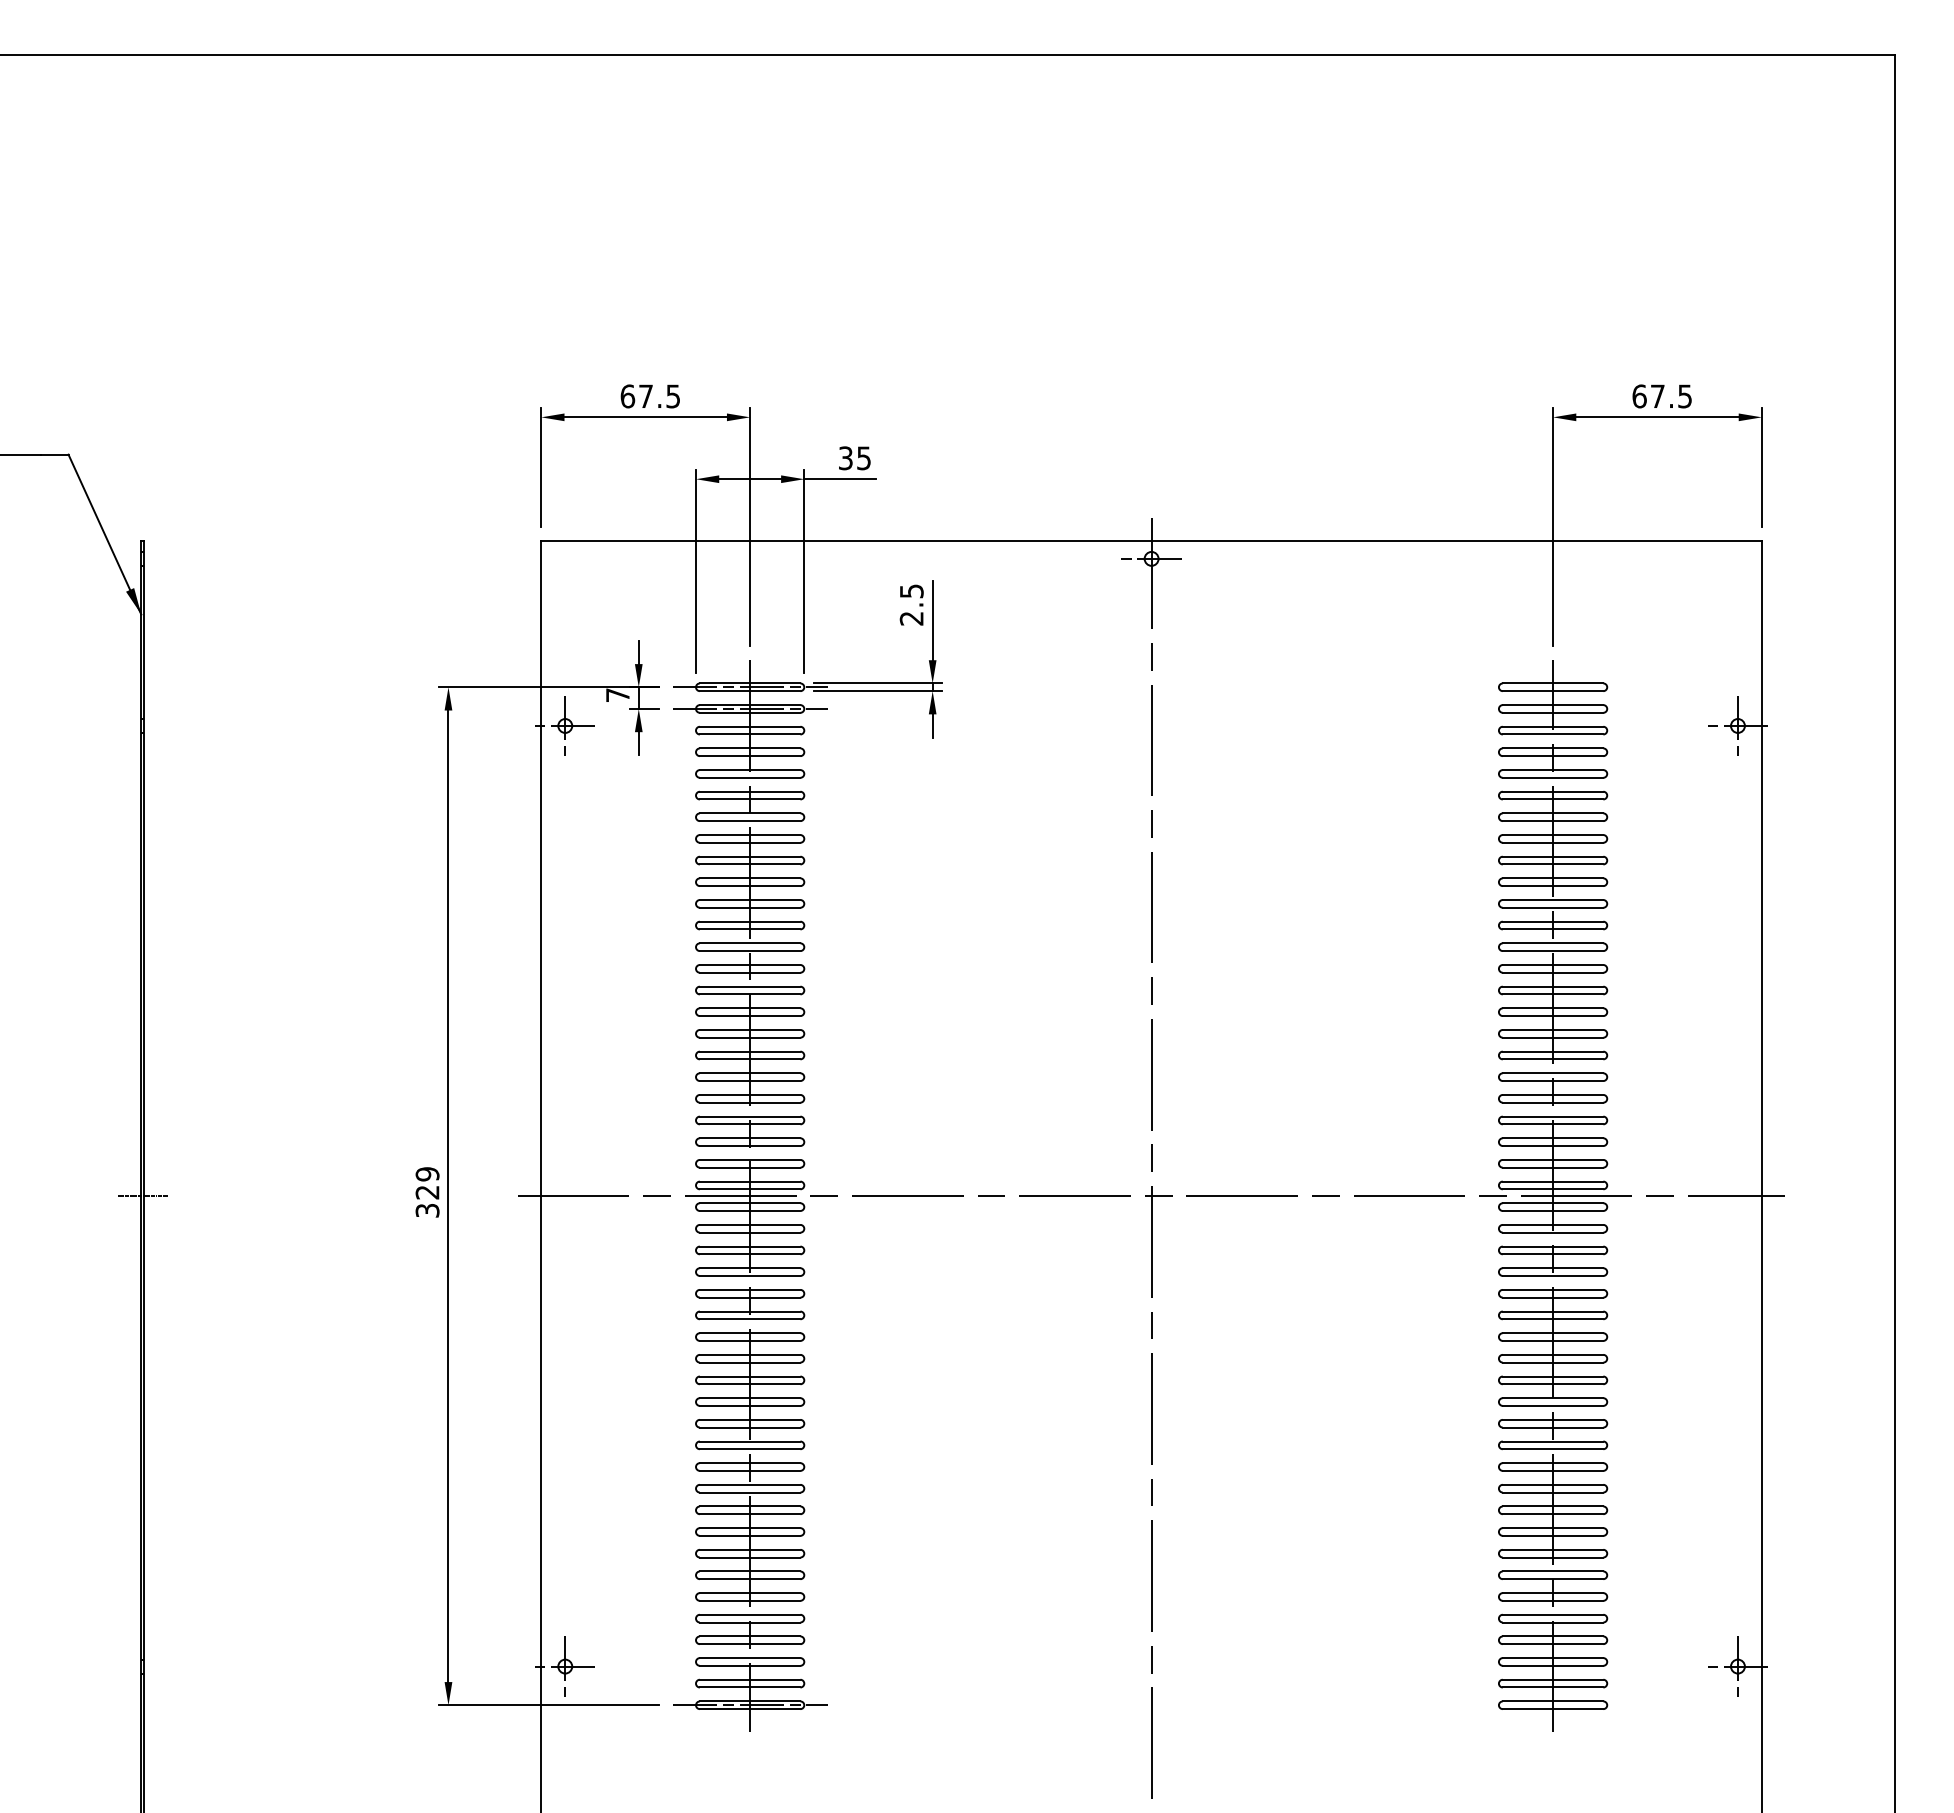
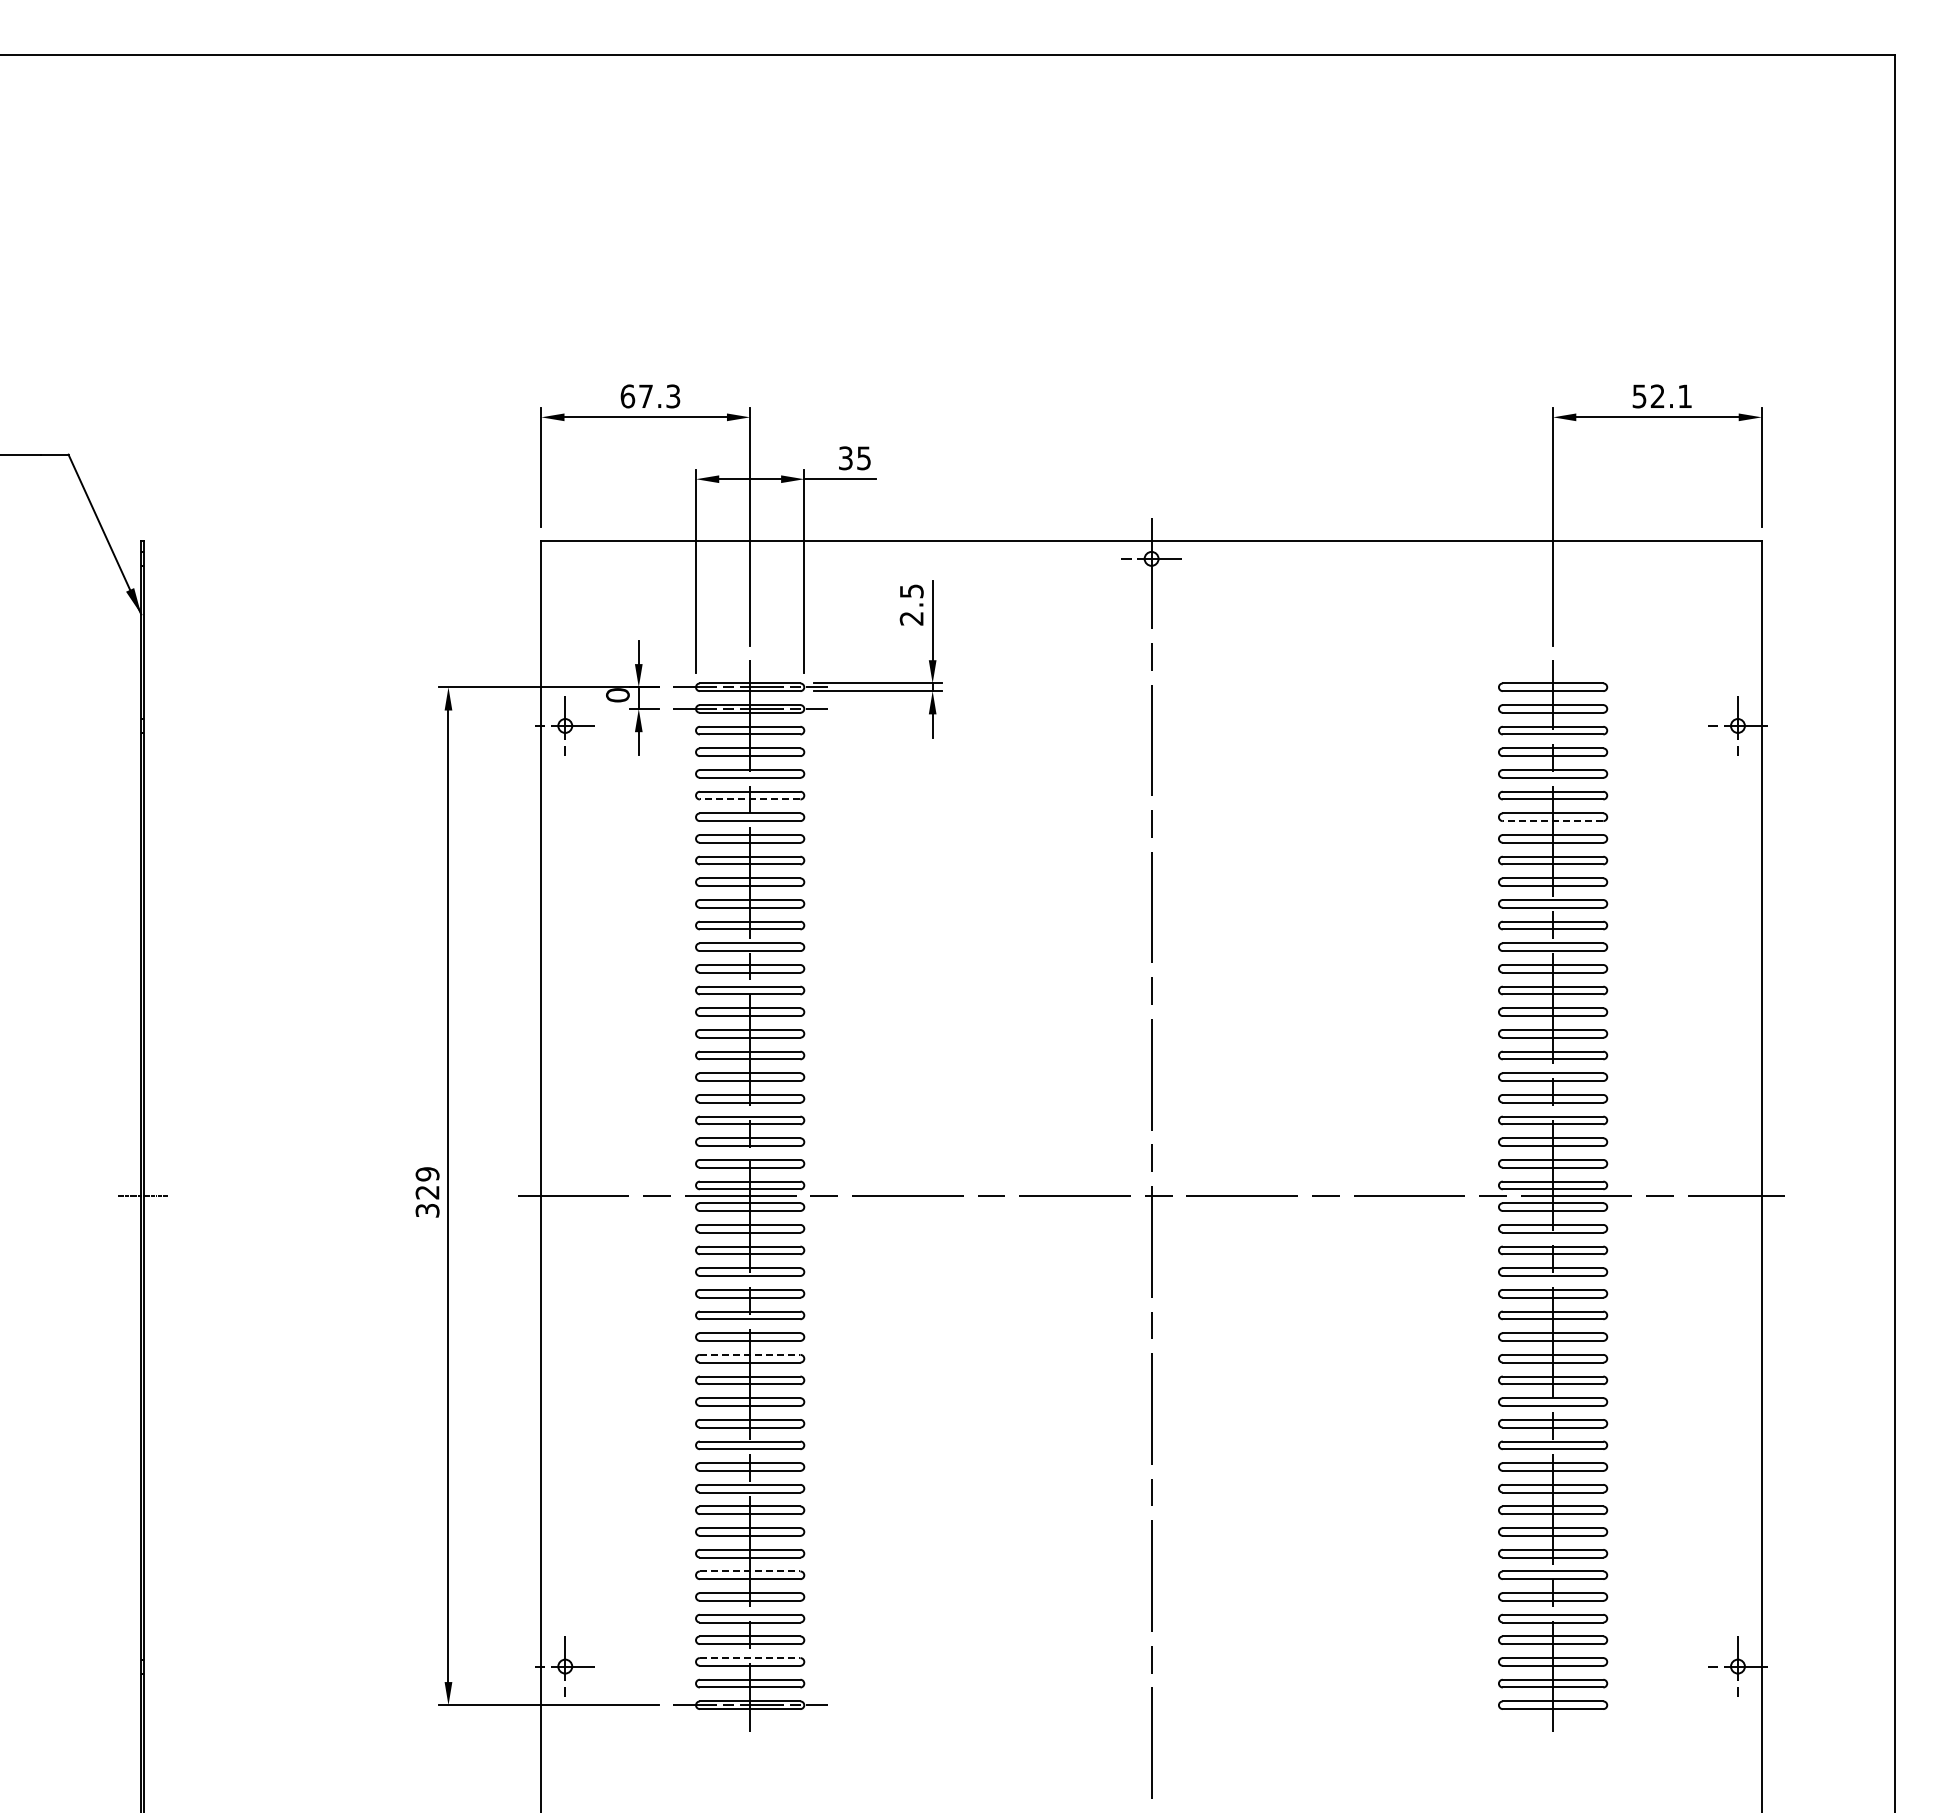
text: 67.5 -> 67.3 (673, 395)
text: 67.5 -> 52.1 (1661, 396)
text: 7 -> 0 (617, 695)
line: solid -> dashed (749, 799)
line: solid -> dashed (1552, 821)
line: solid -> dashed (750, 1354)
line: solid -> dashed (750, 1571)
line: solid -> dashed (750, 1658)
